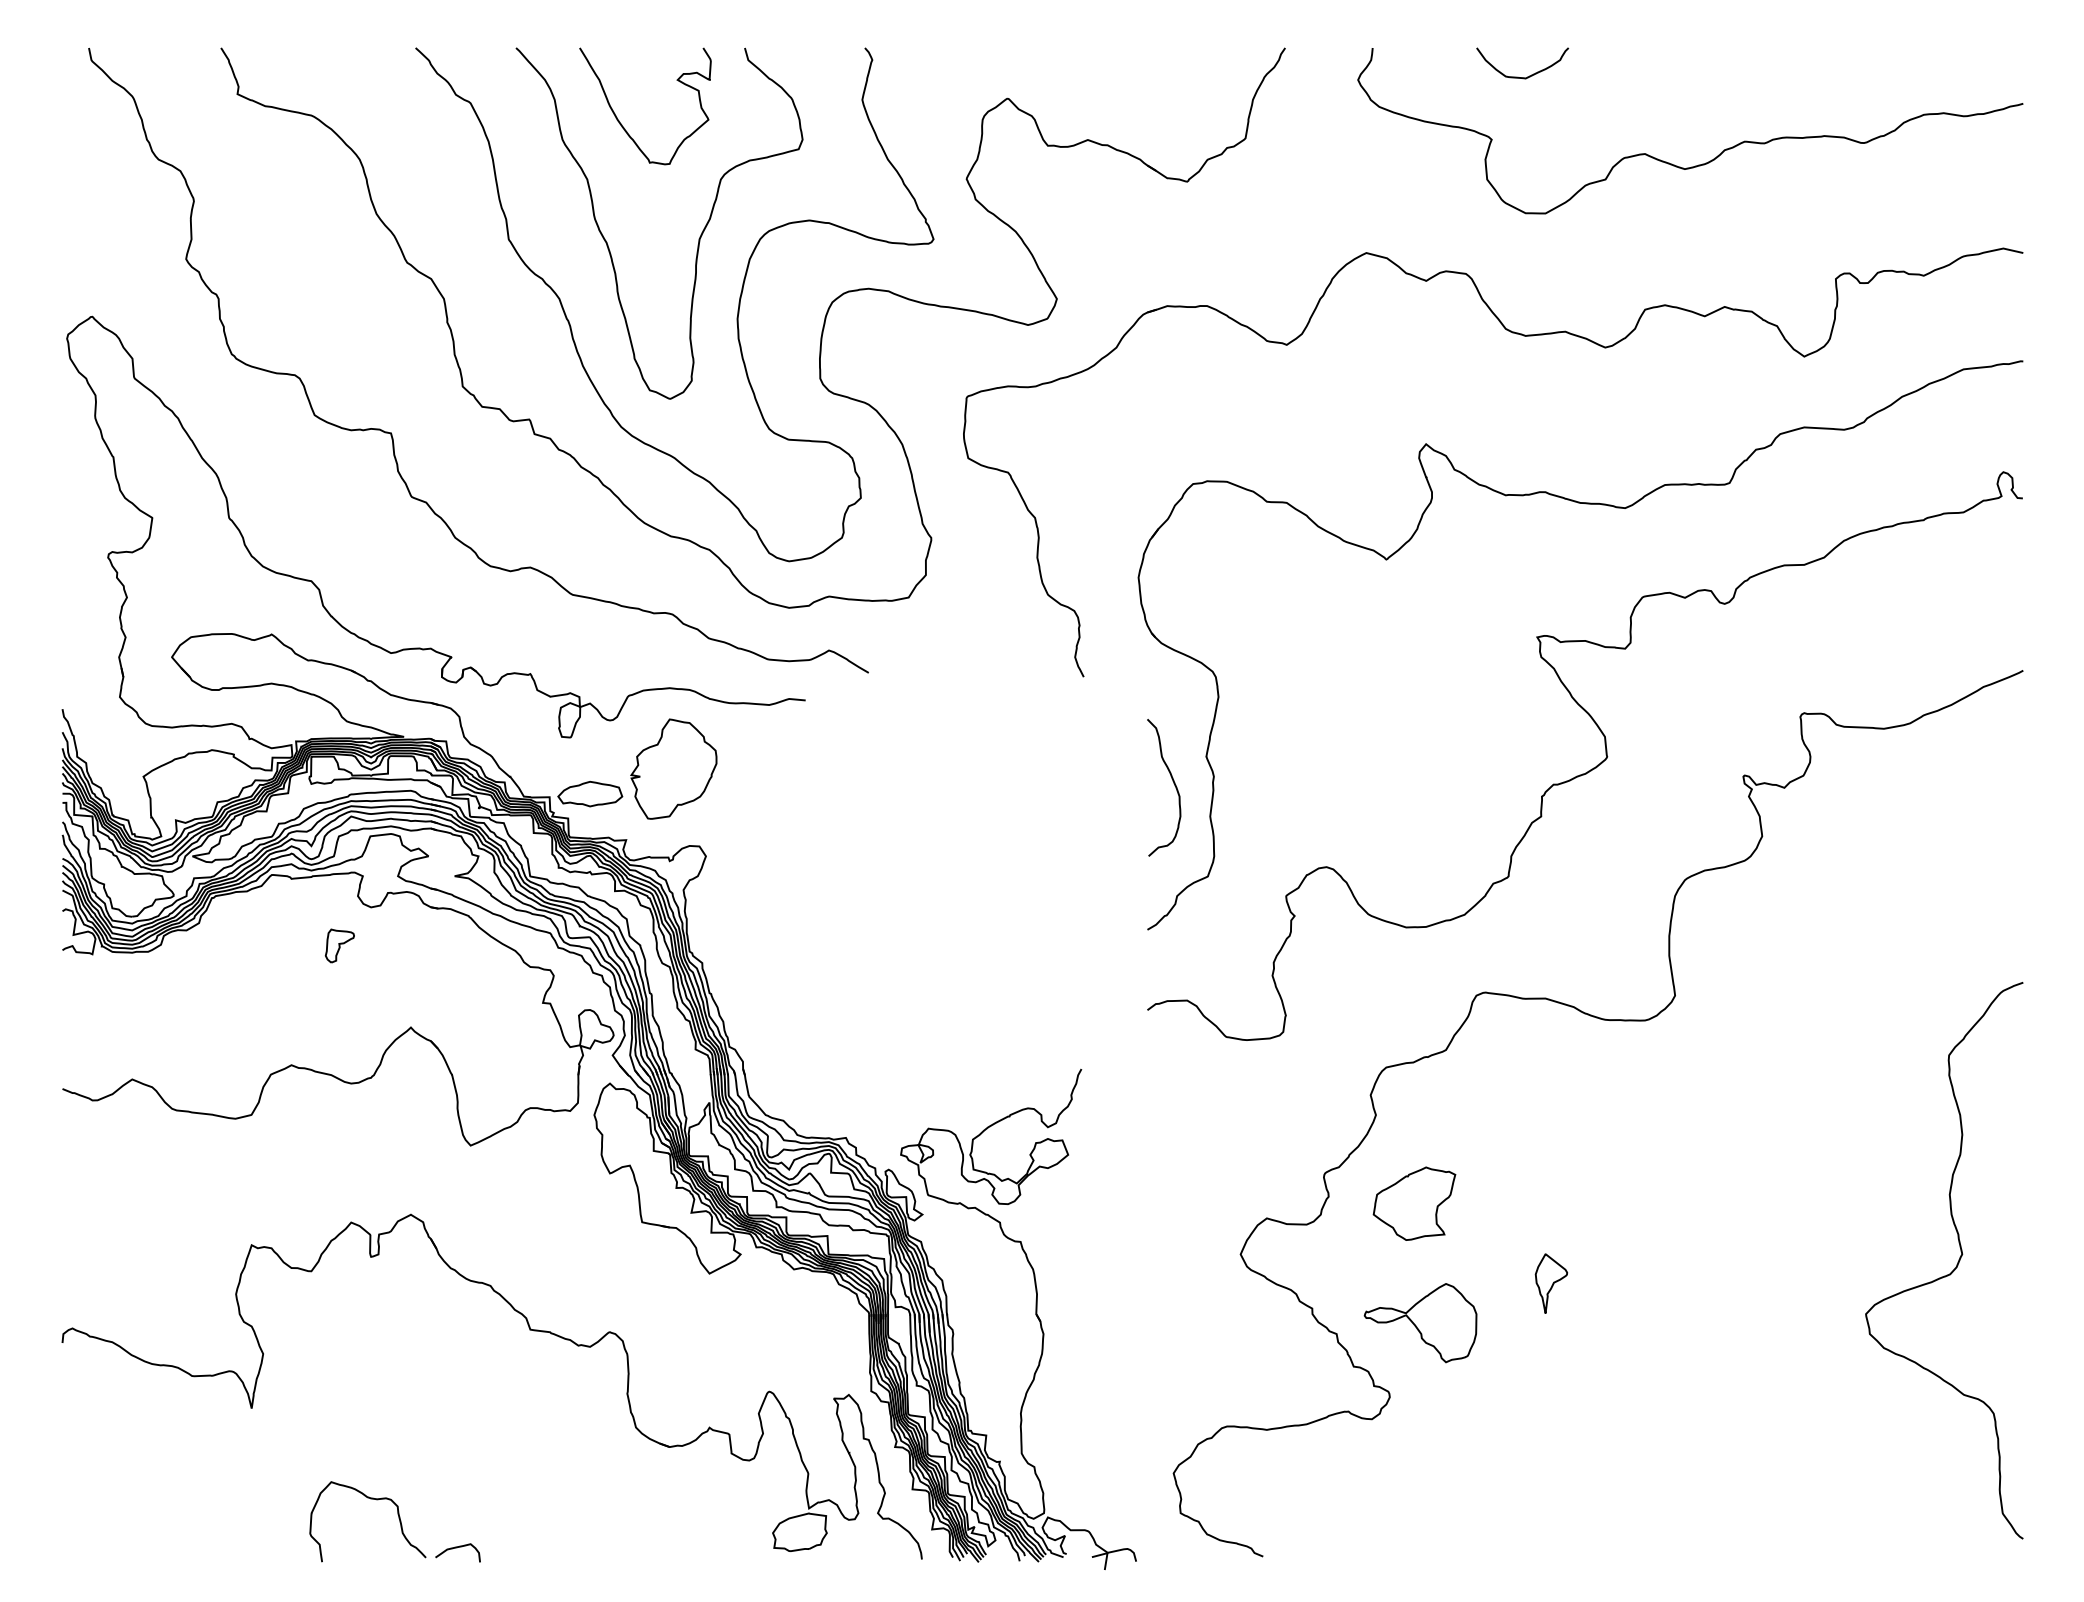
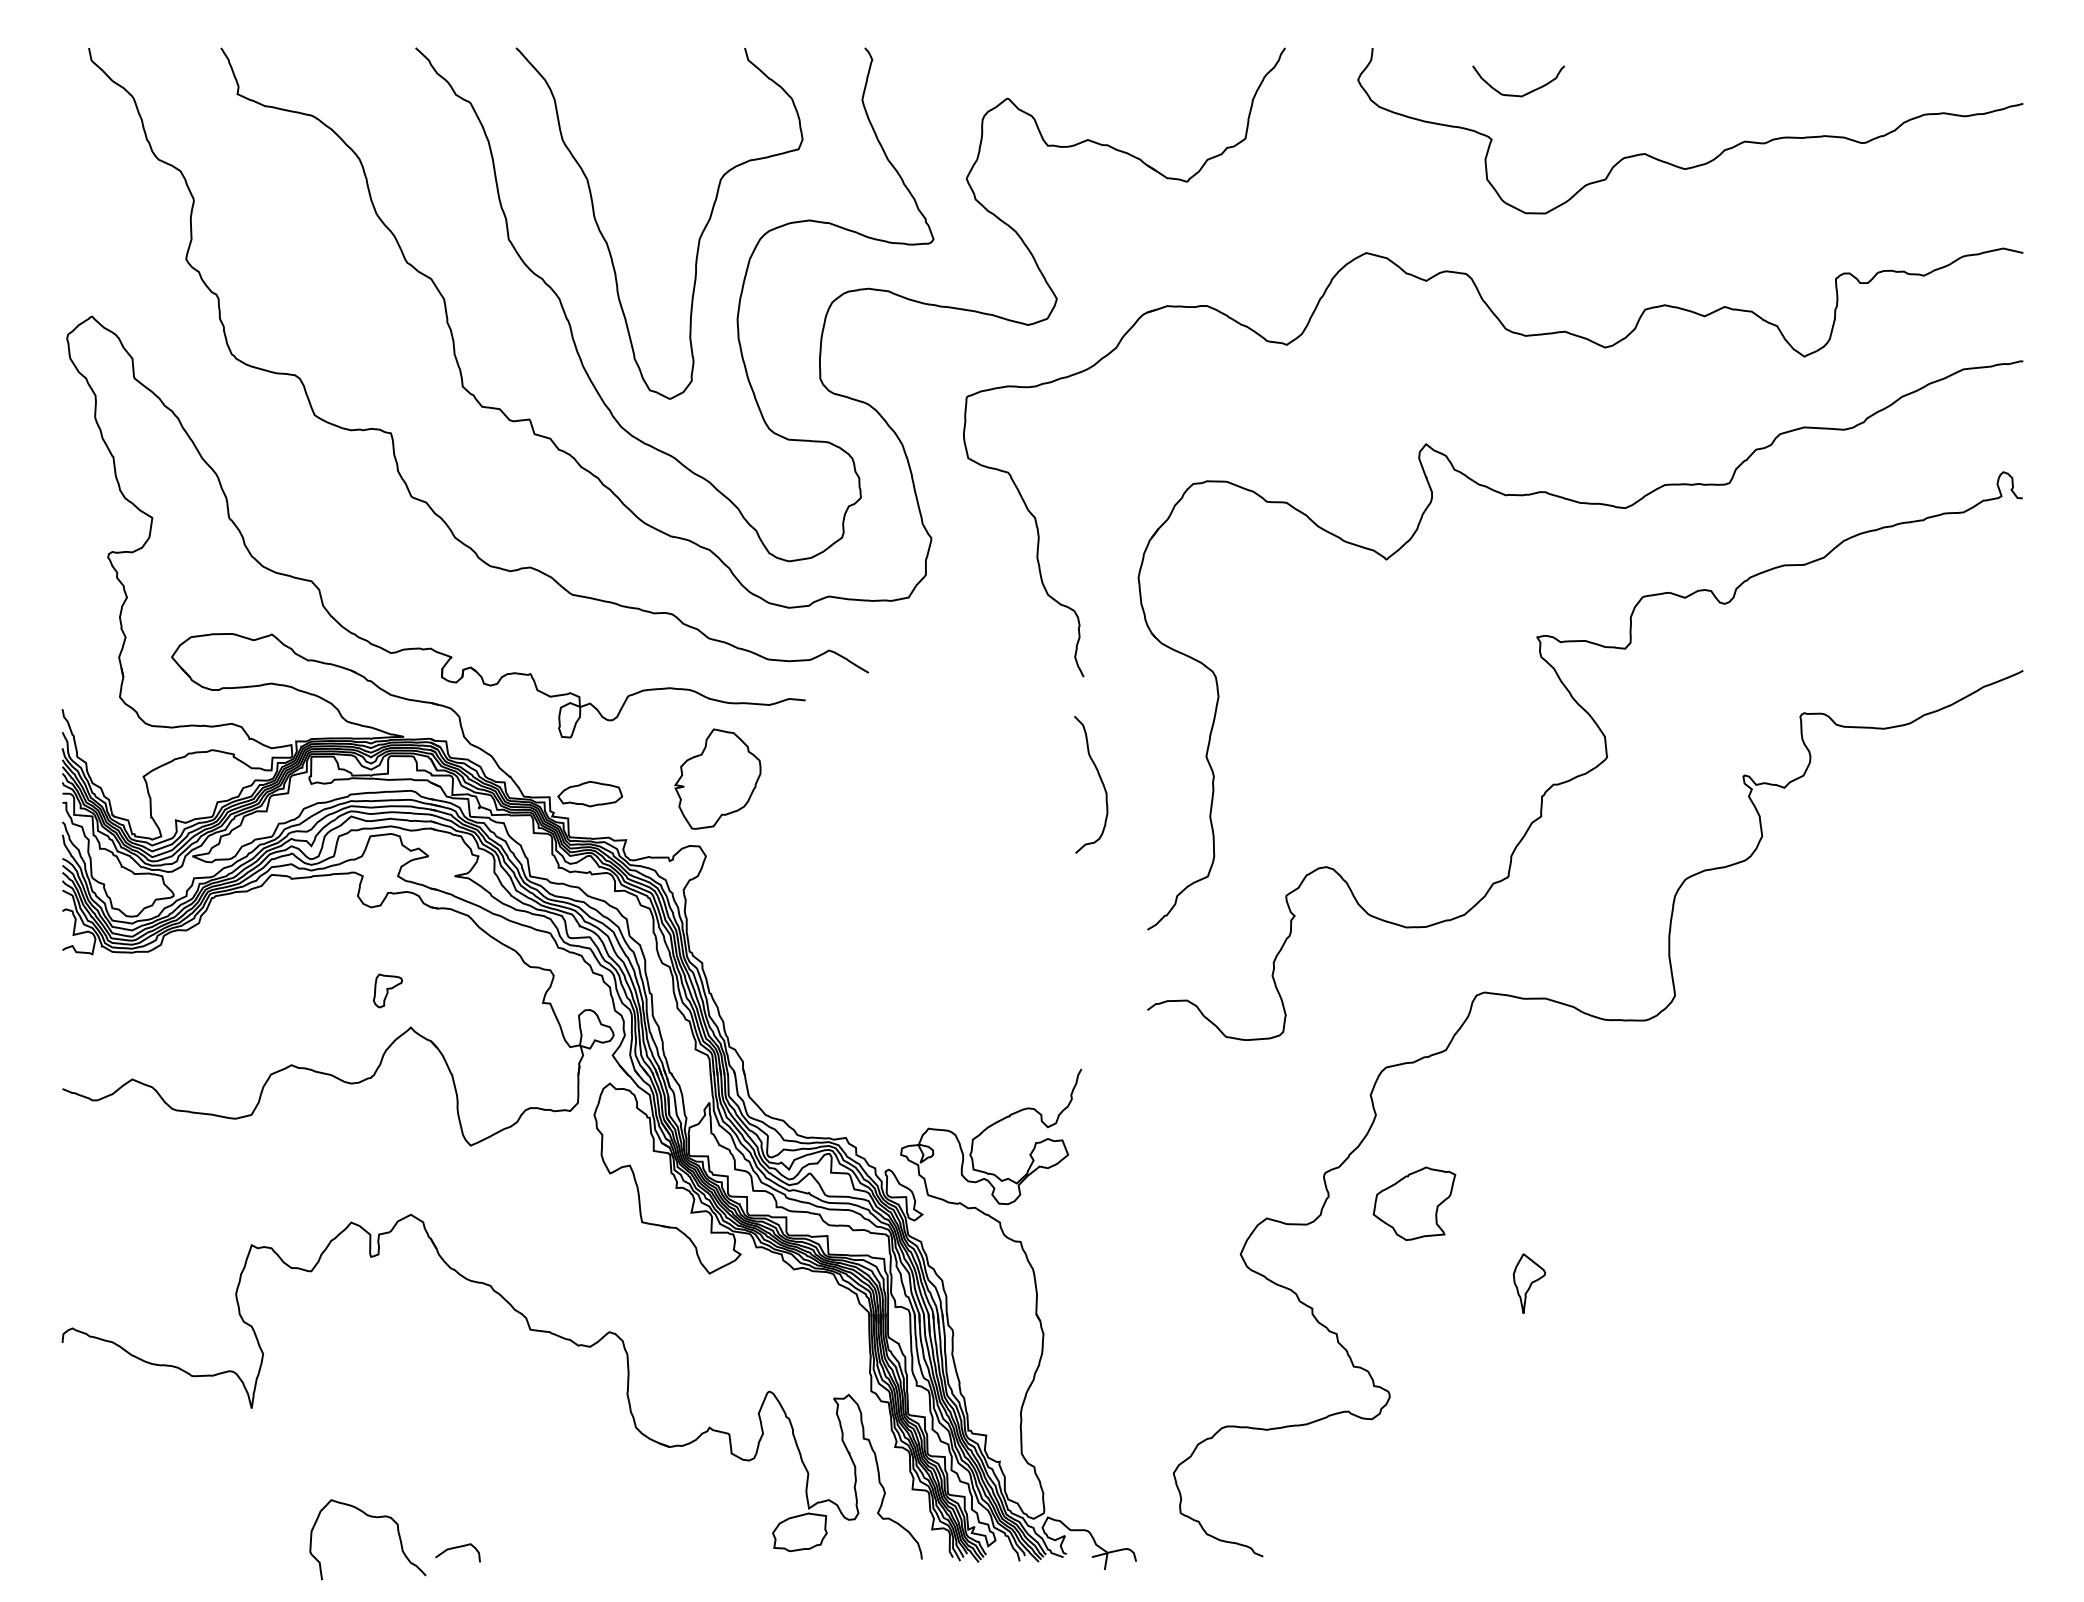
curve position: (1518, 76) -> (1514, 94) (1514, 94)
curve: present -> none (622, 124)
part position: (673, 768) -> (717, 778) (717, 778)
curve position: (1173, 783) -> (1100, 780) (1100, 780)
part position: (339, 945) -> (387, 990) (387, 990)
curve: present -> none (1955, 1266)
part position: (1551, 1283) -> (1529, 1283) (1529, 1283)
part: present -> none (1420, 1323)
curve position: (370, 1499) -> (370, 1517) (370, 1517)
